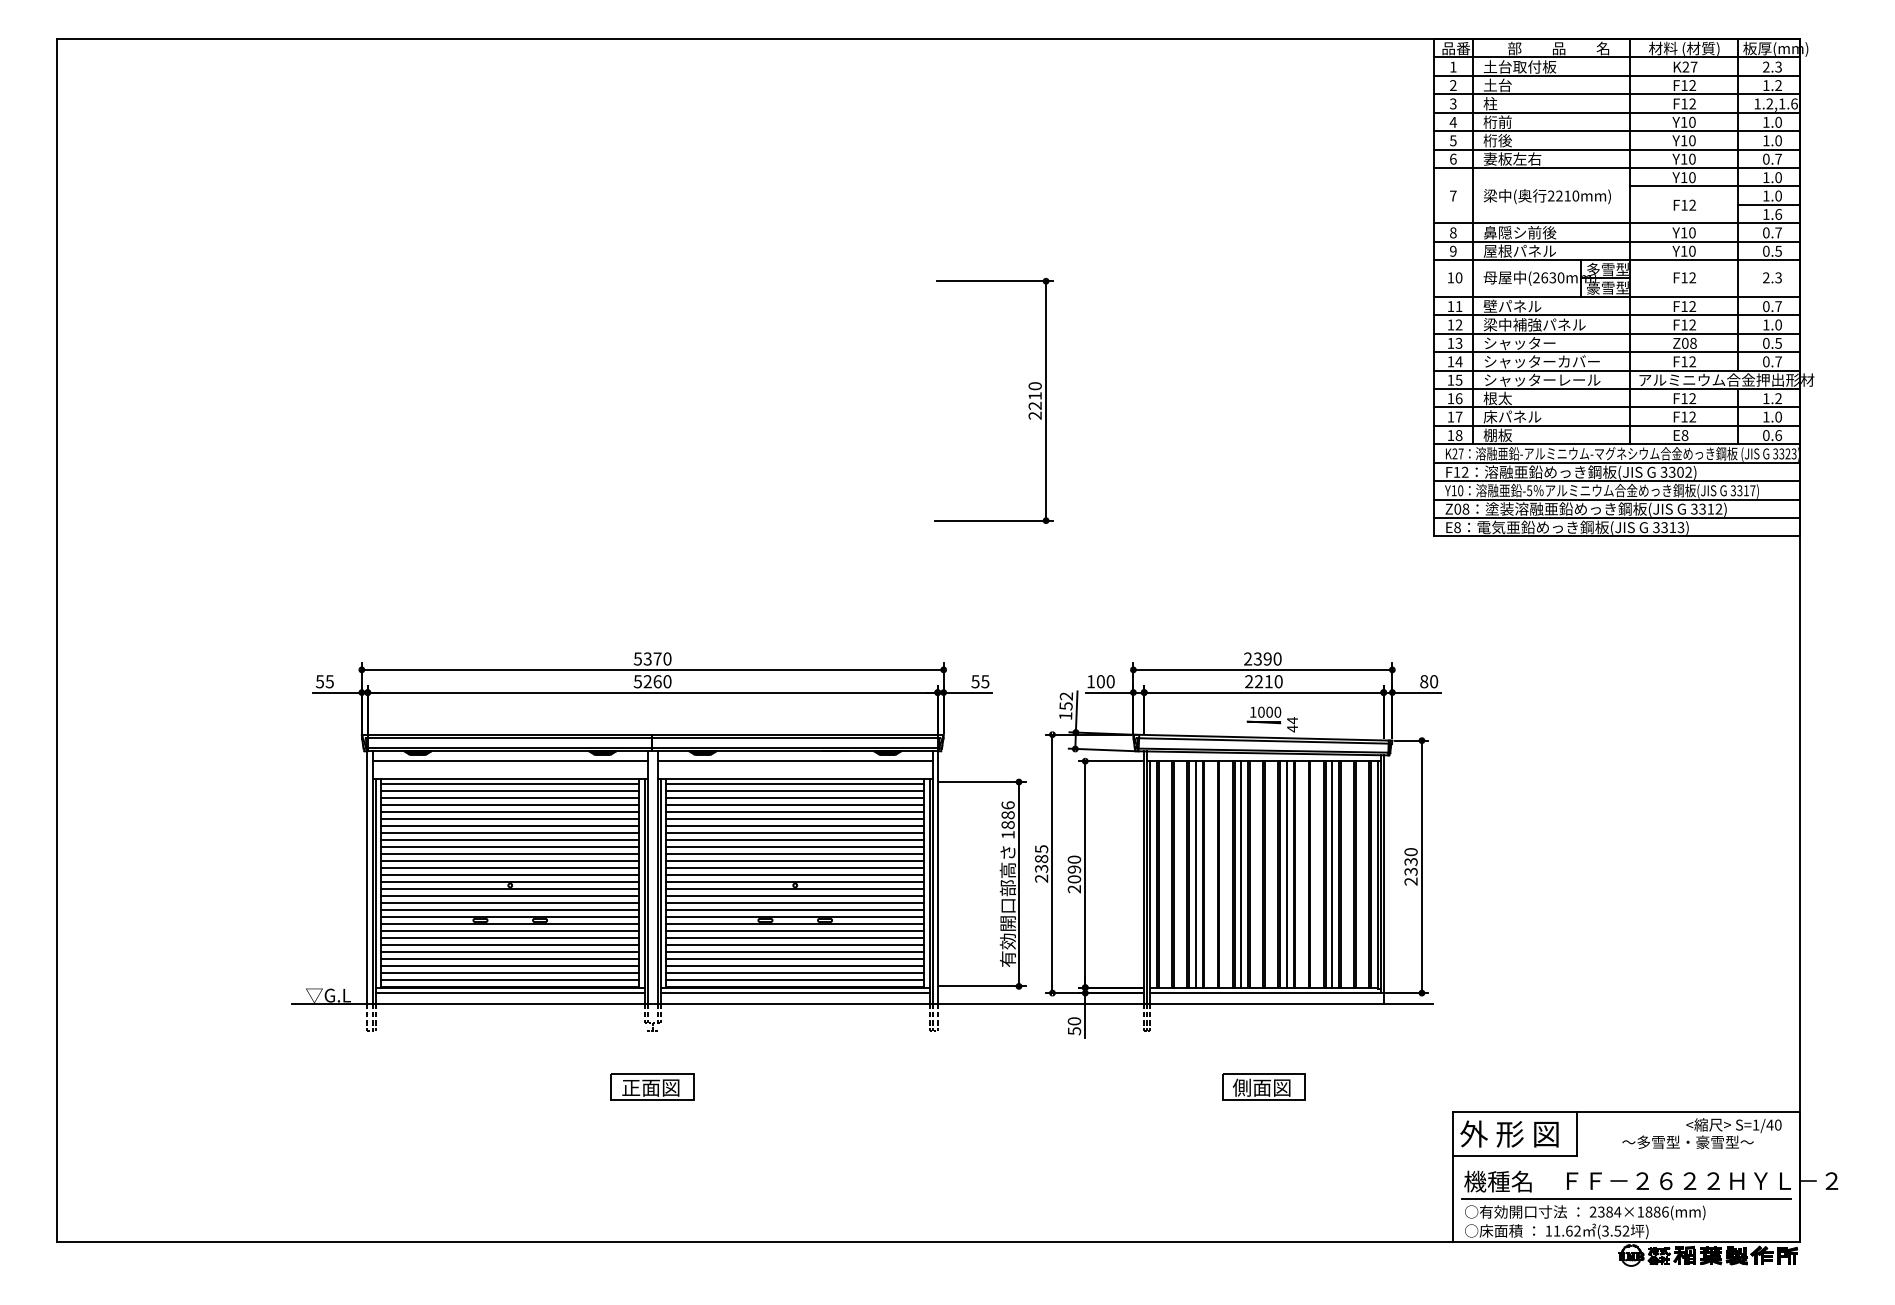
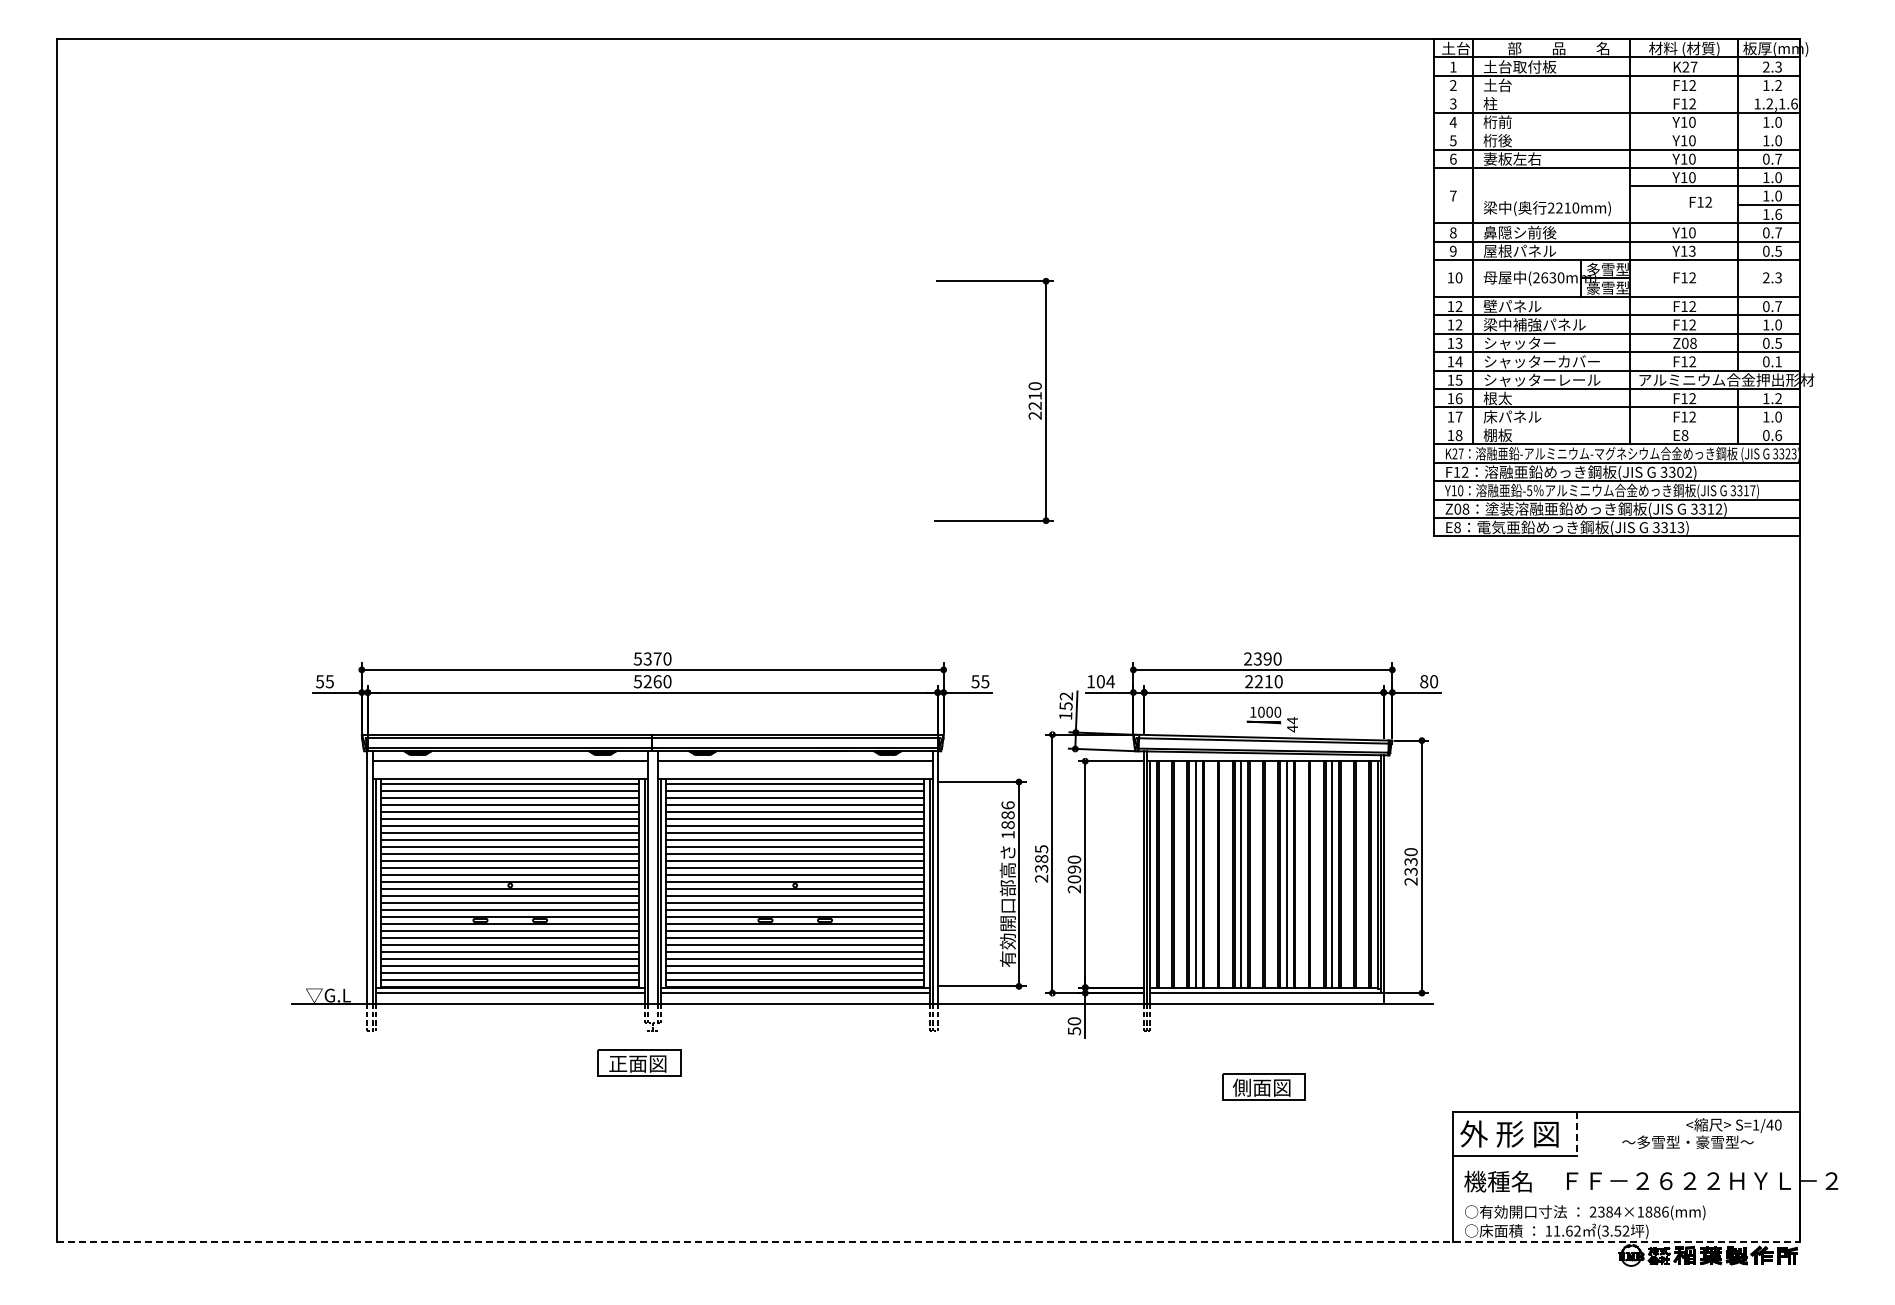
text: 品番 -> 土台 (1456, 48)
line: present -> none (1616, 94)
line: present -> none (1616, 131)
text position: (1546, 196) -> (1546, 208) (1546, 208)
text position: (1684, 204) -> (1700, 201) (1700, 201)
text: Y10 -> Y13 (1692, 250)
text: 11 -> 12 (1458, 306)
text: 0.7 -> 0.1 (1778, 361)
line: present -> none (1616, 425)
text: 100 -> 104 (1110, 681)
part position: (652, 1086) -> (639, 1062) (639, 1062)
line: solid -> dashed (1577, 1133)
line: present -> none (1626, 1198)
line: solid -> dashed (928, 1242)
